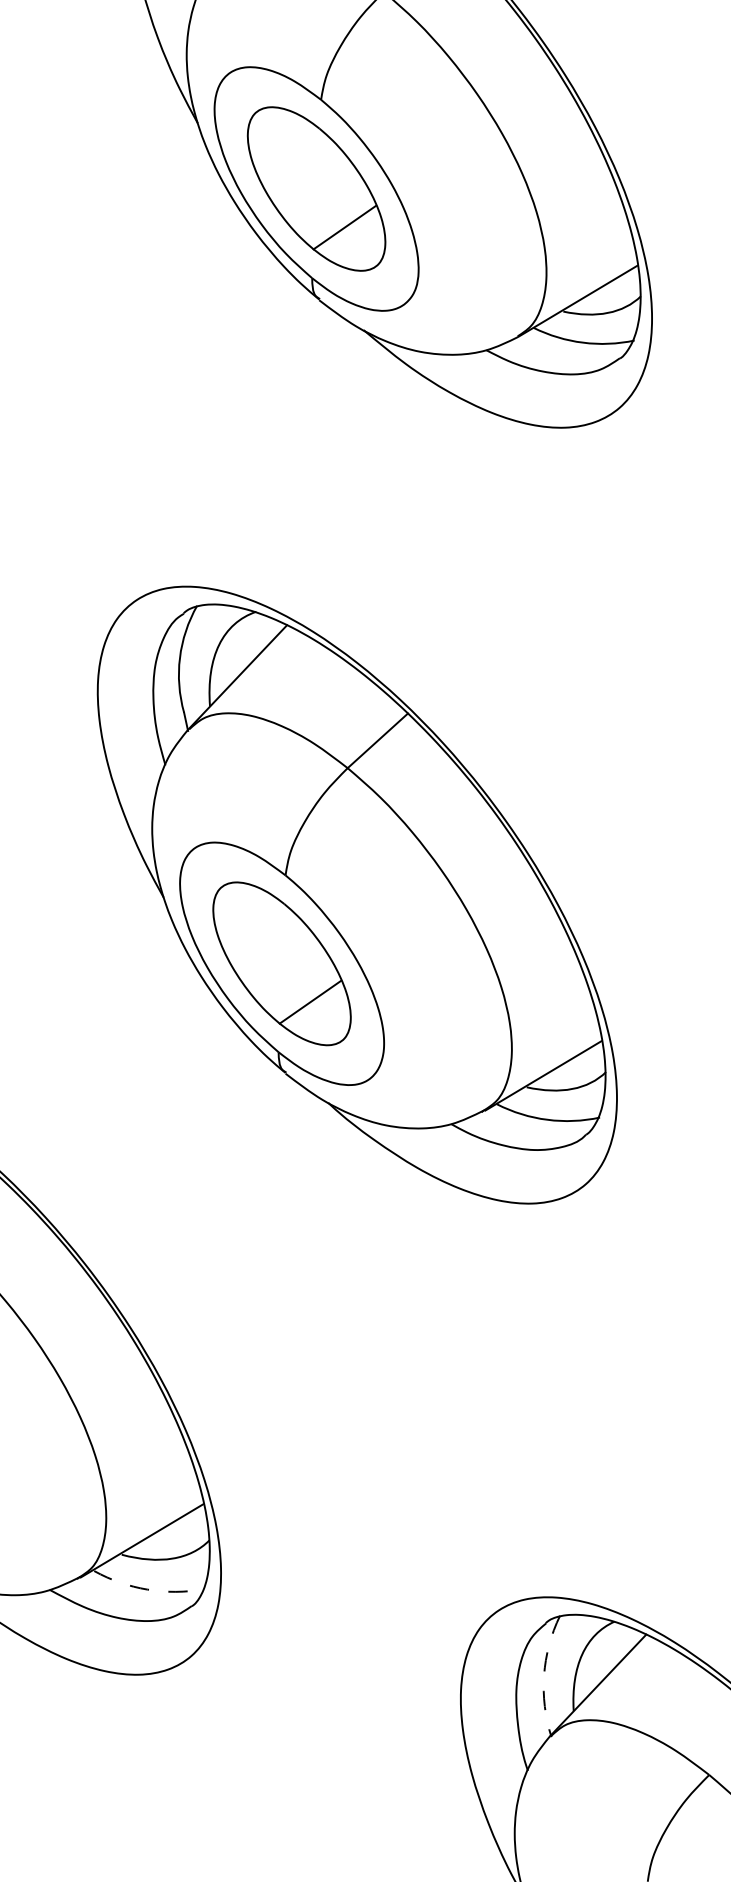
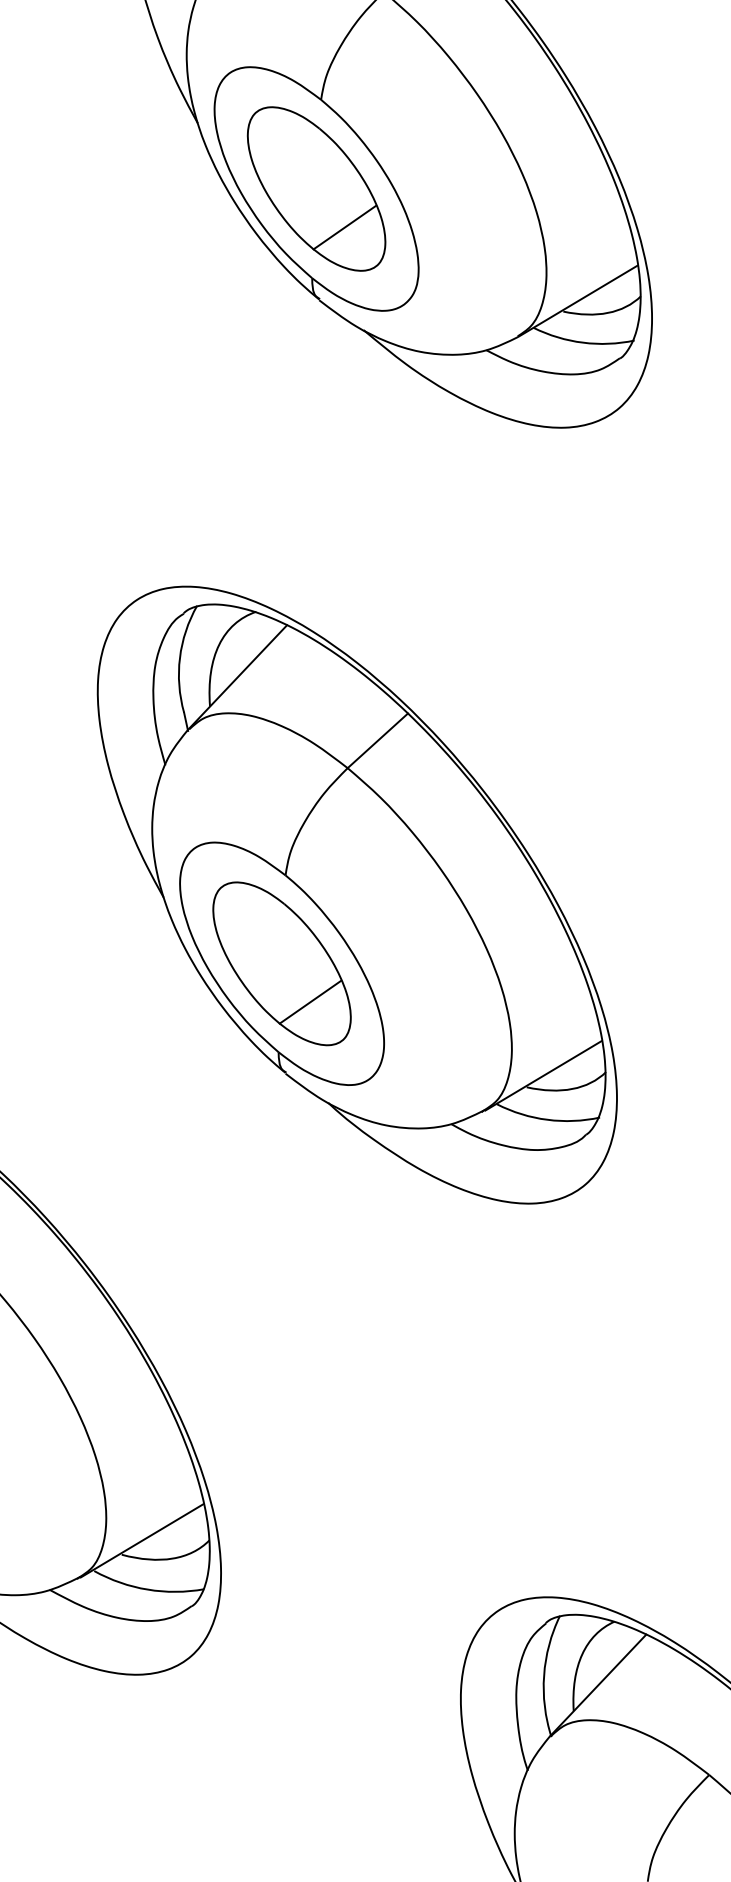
arc: dashed -> solid (147, 1589)
arc: dashed -> solid (544, 1675)
